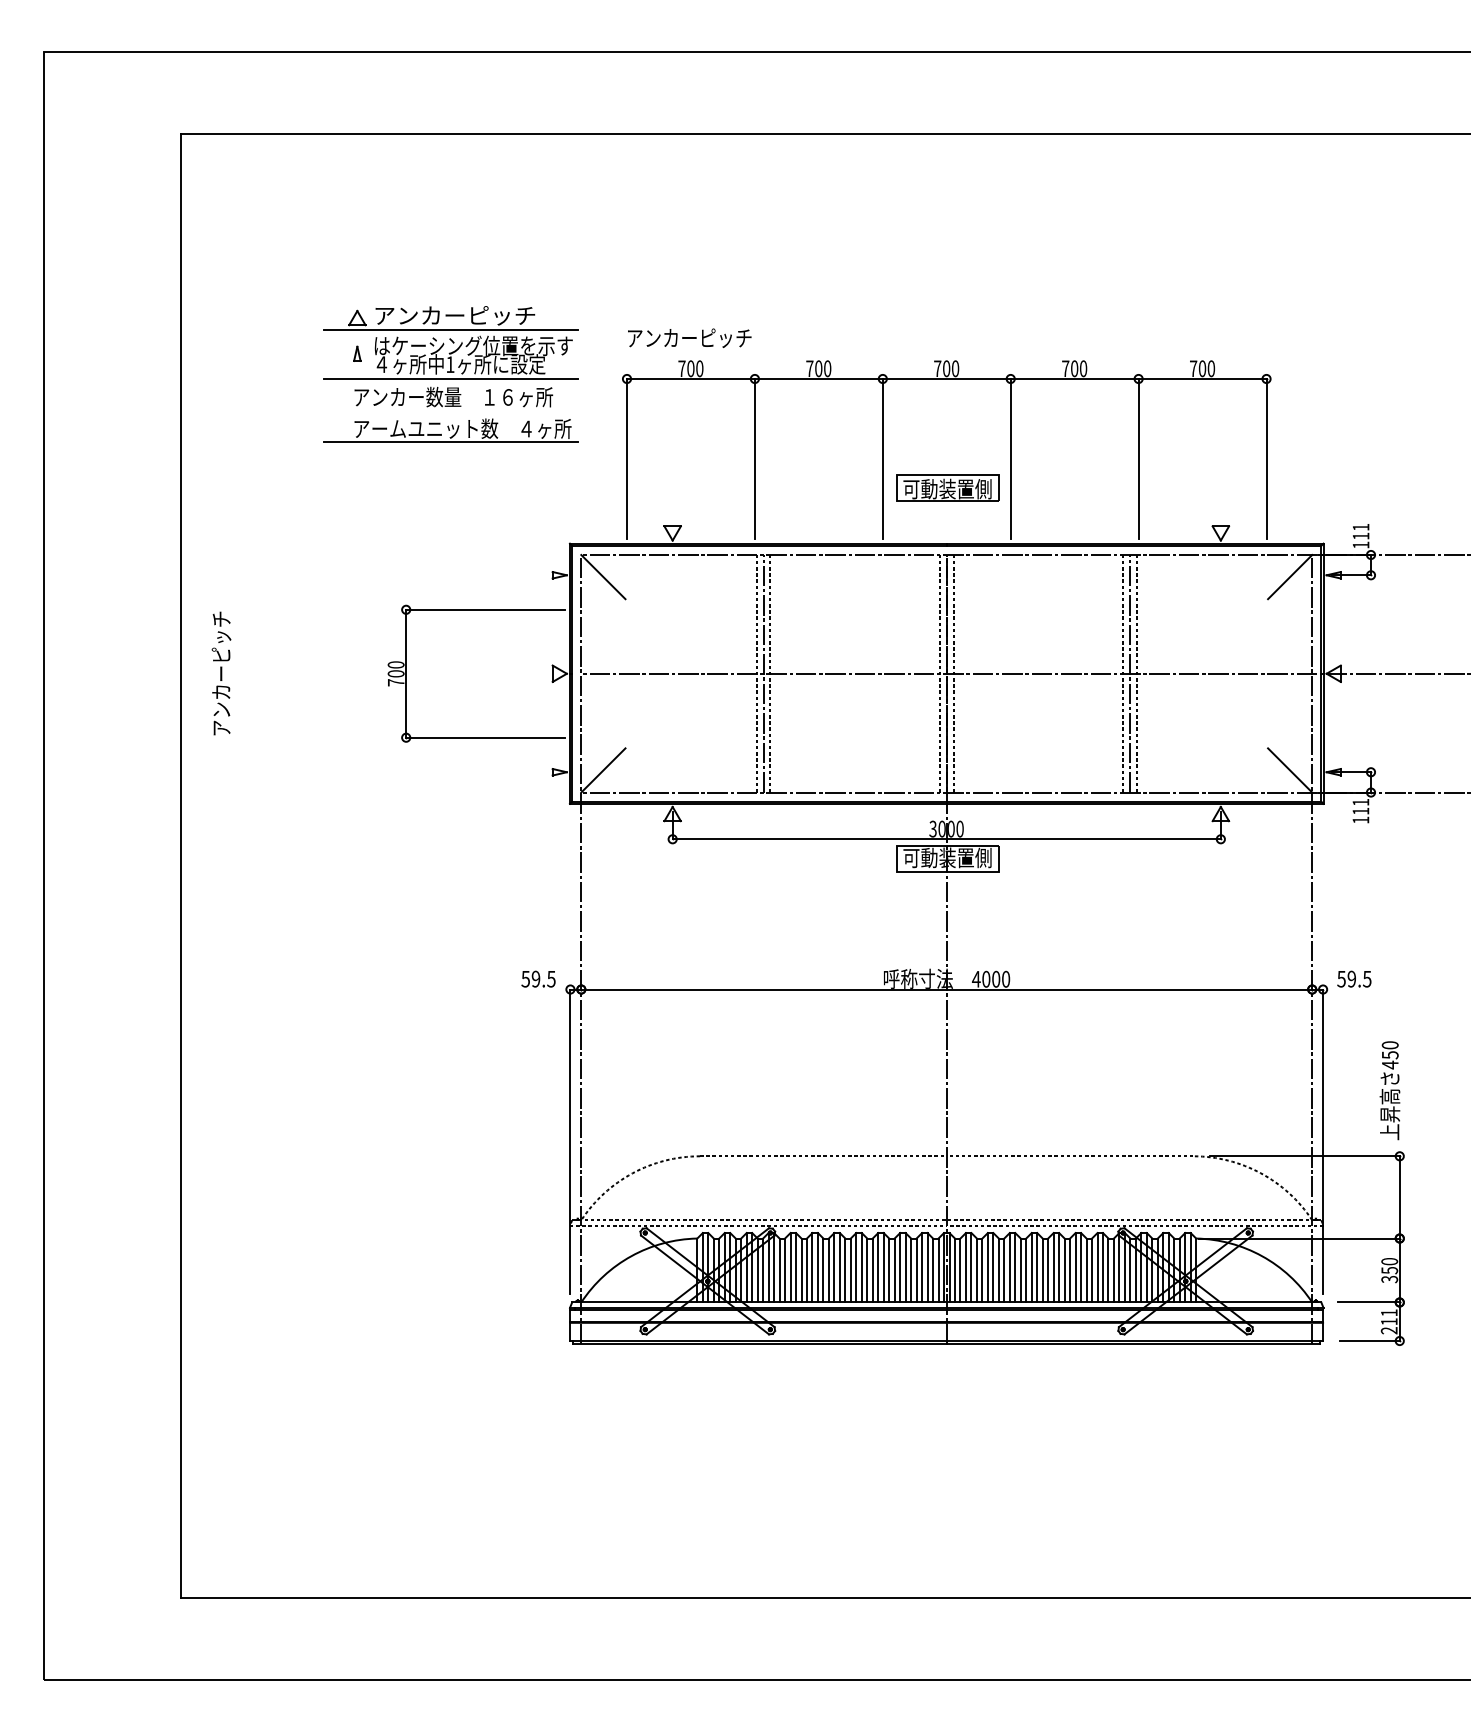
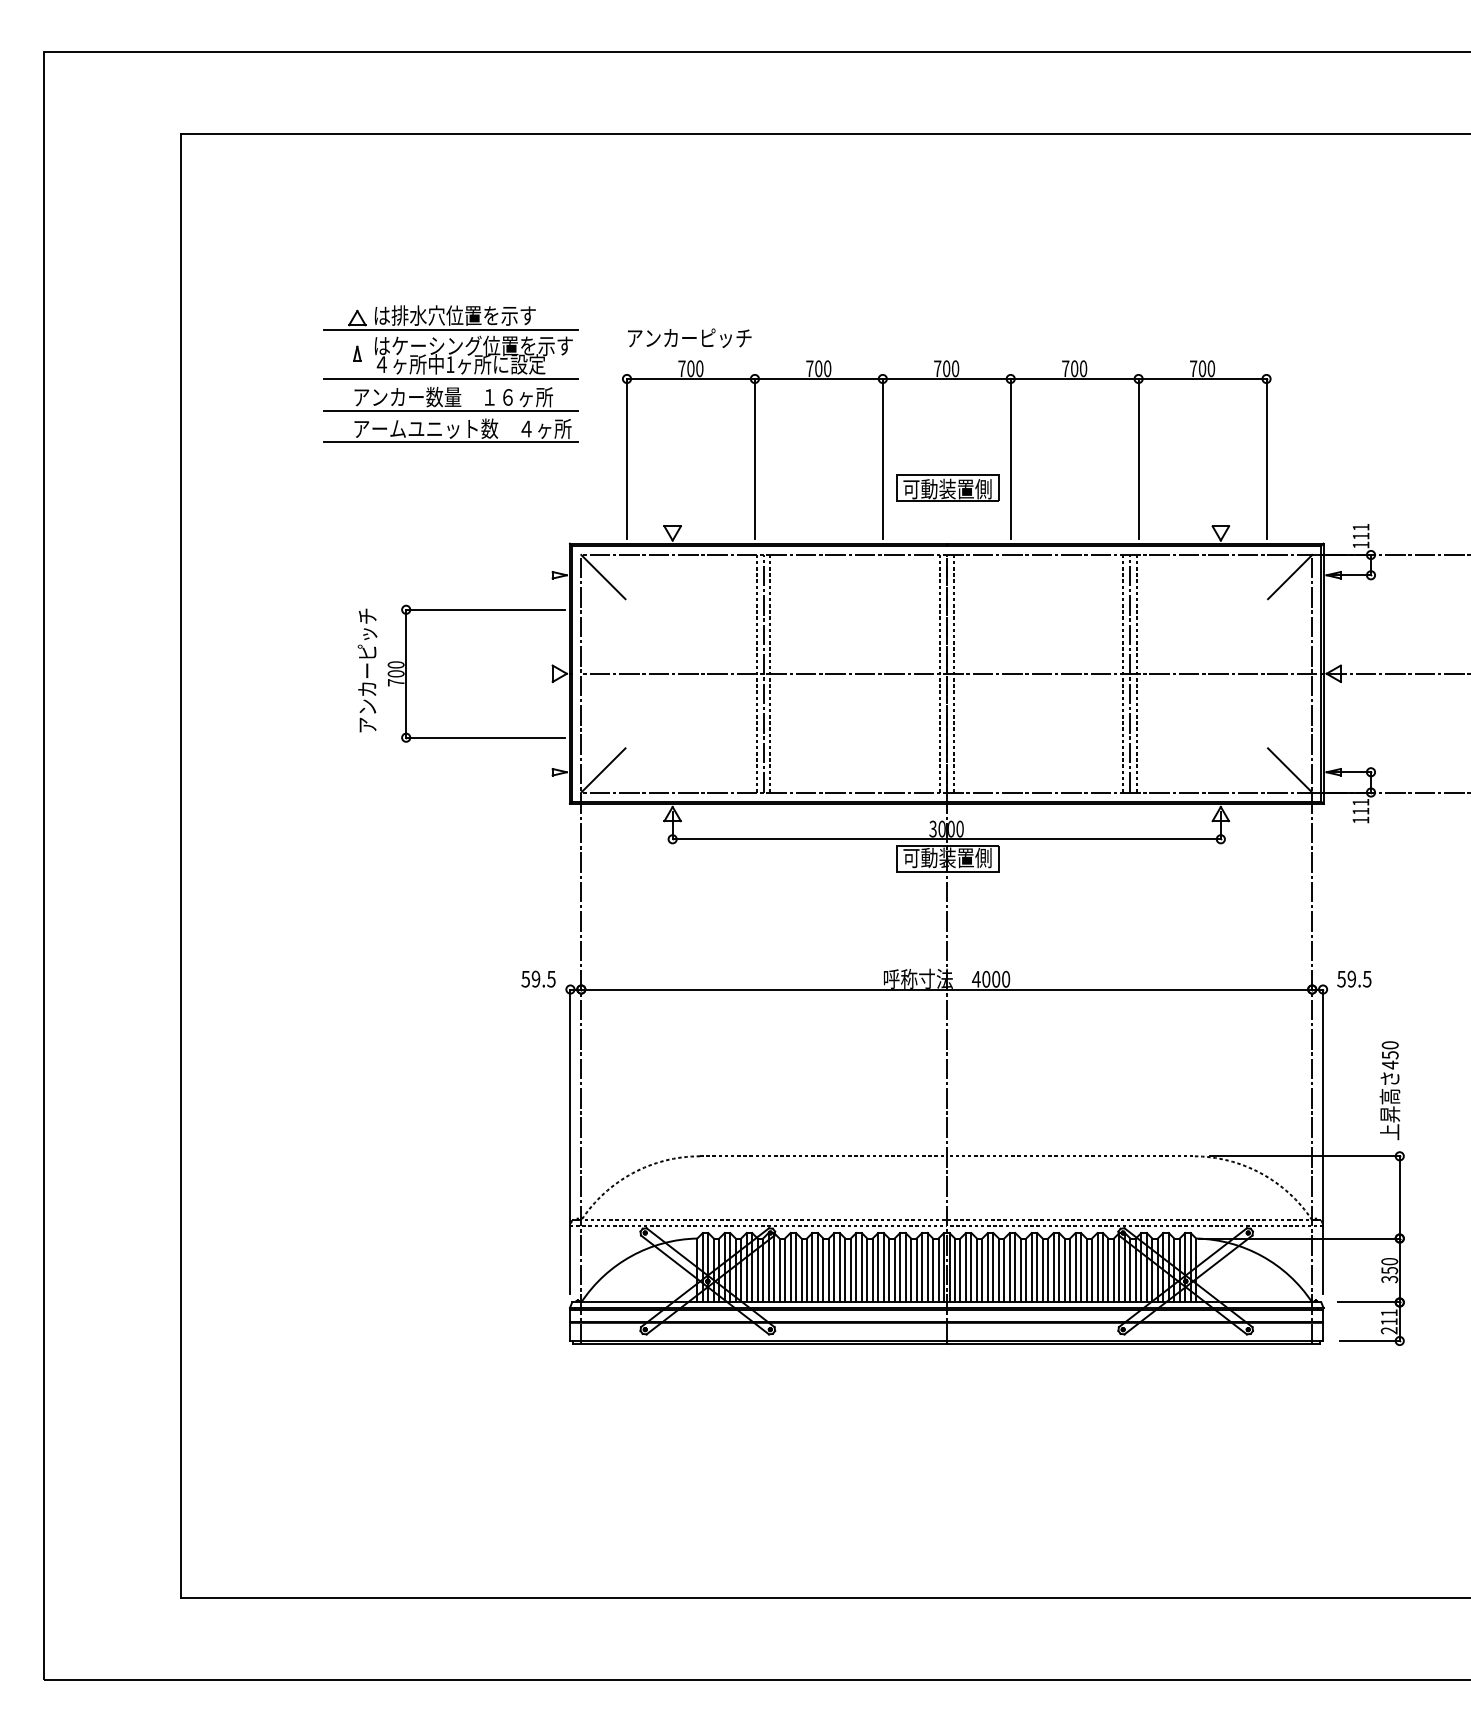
text: アンカーピッチ -> は排水穴位置を示す (454, 315)
line: none -> present (450, 410)
text position: (221, 673) -> (367, 670) (367, 670)
